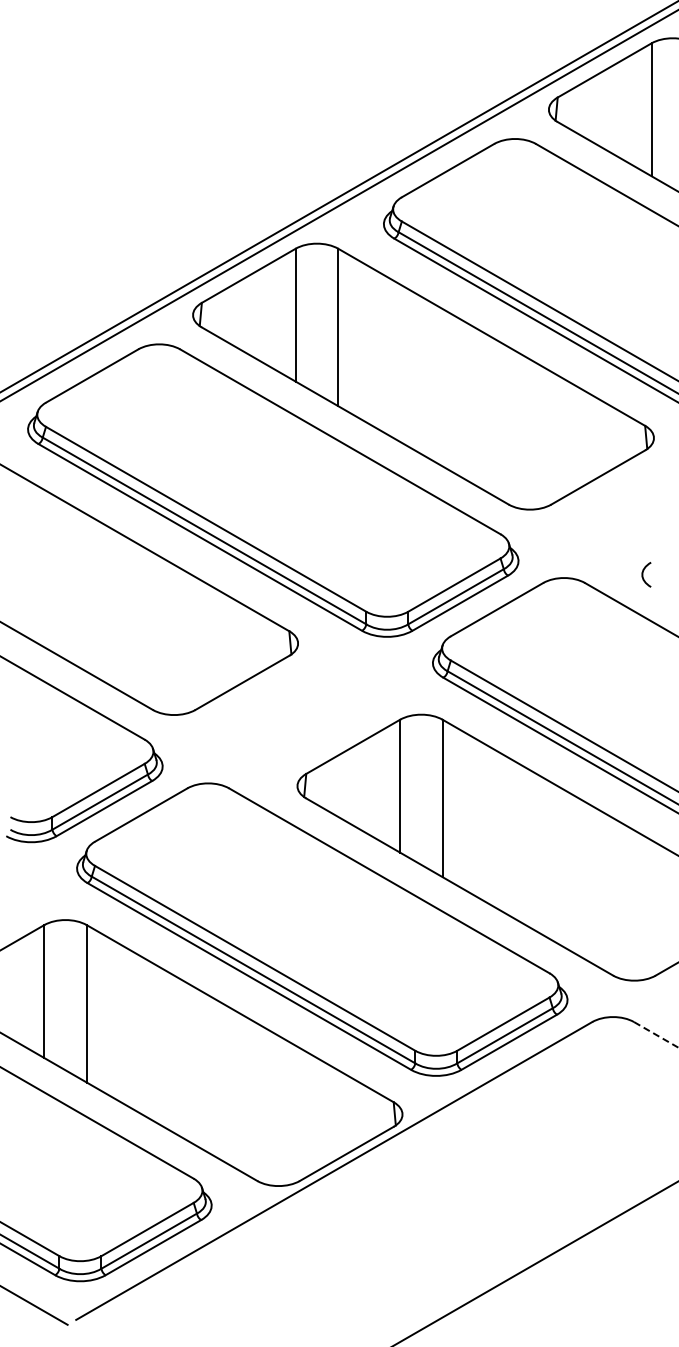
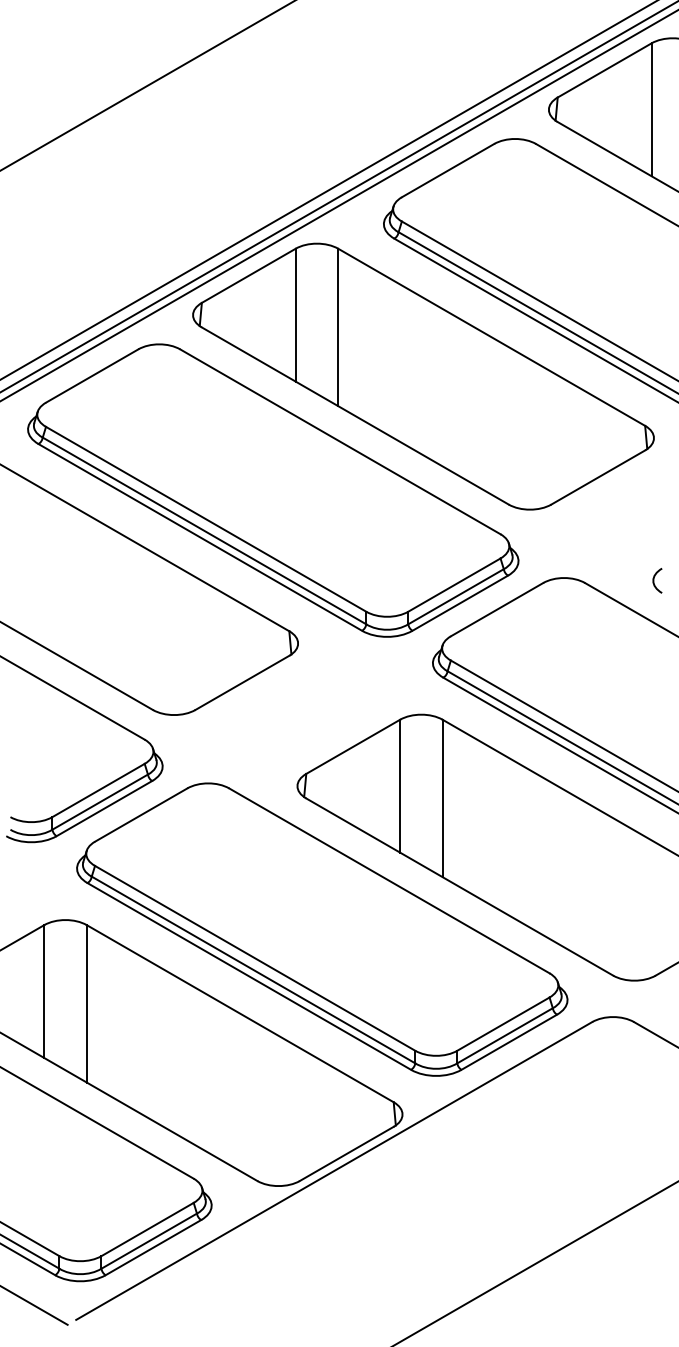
line: none -> present (147, 85)
line: none -> present (328, 190)
curve position: (643, 574) -> (654, 580) (654, 580)
line: dashed -> solid (656, 1035)
